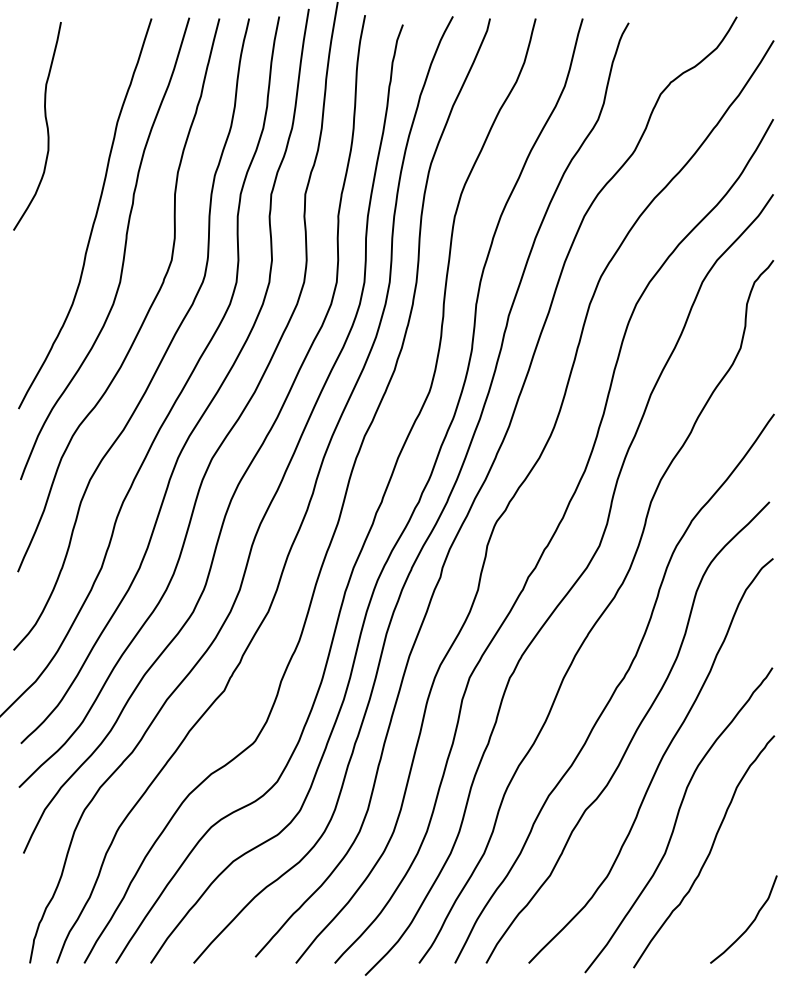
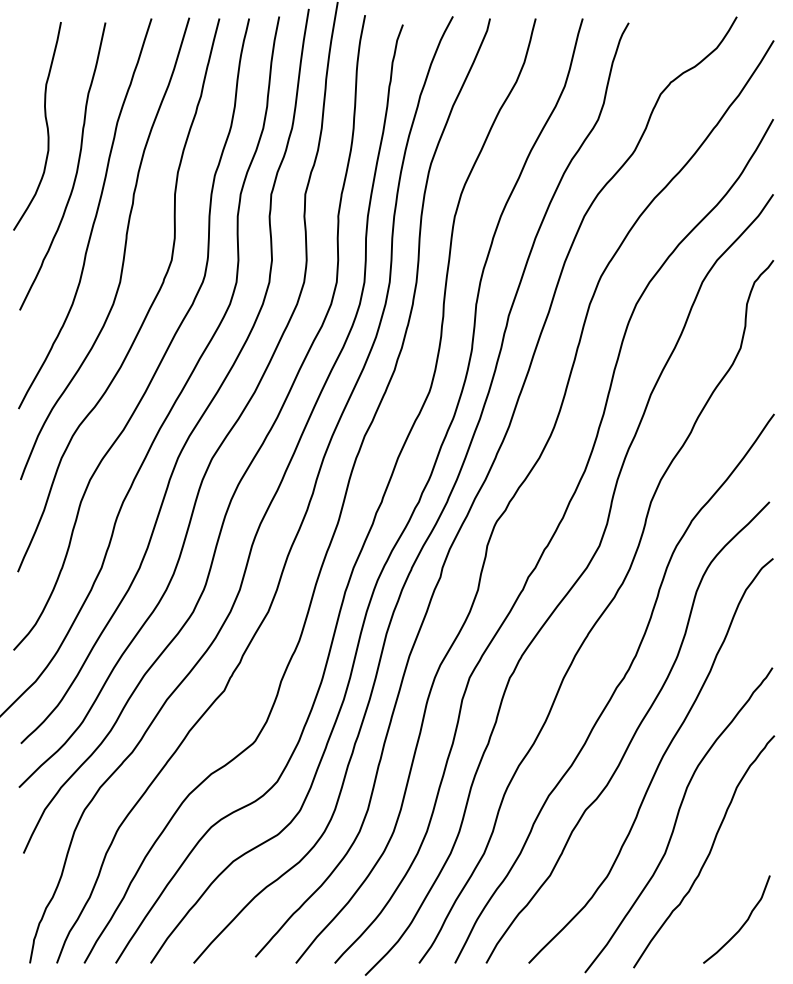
curve: none -> present (76, 167)
curve position: (749, 924) -> (742, 924) (742, 924)
